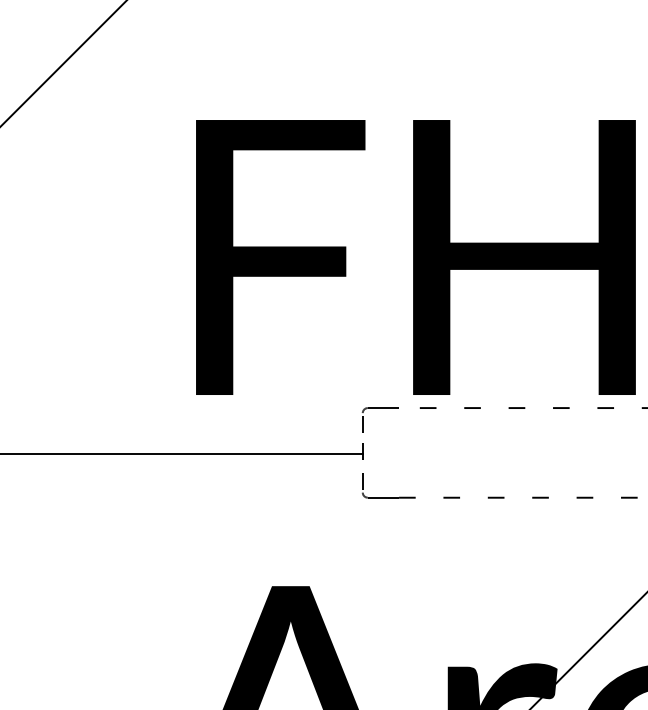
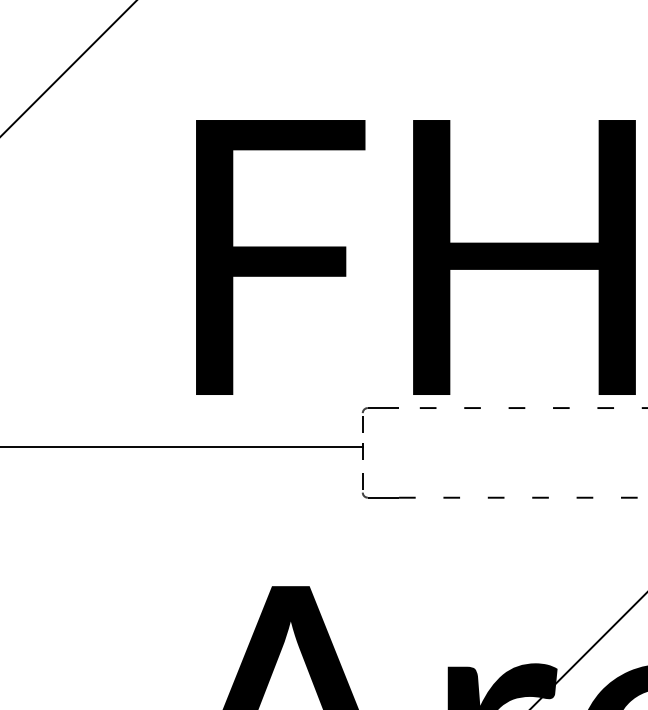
line position: (63, 63) -> (68, 68) (68, 68)
line position: (182, 454) -> (182, 447) (182, 447)
